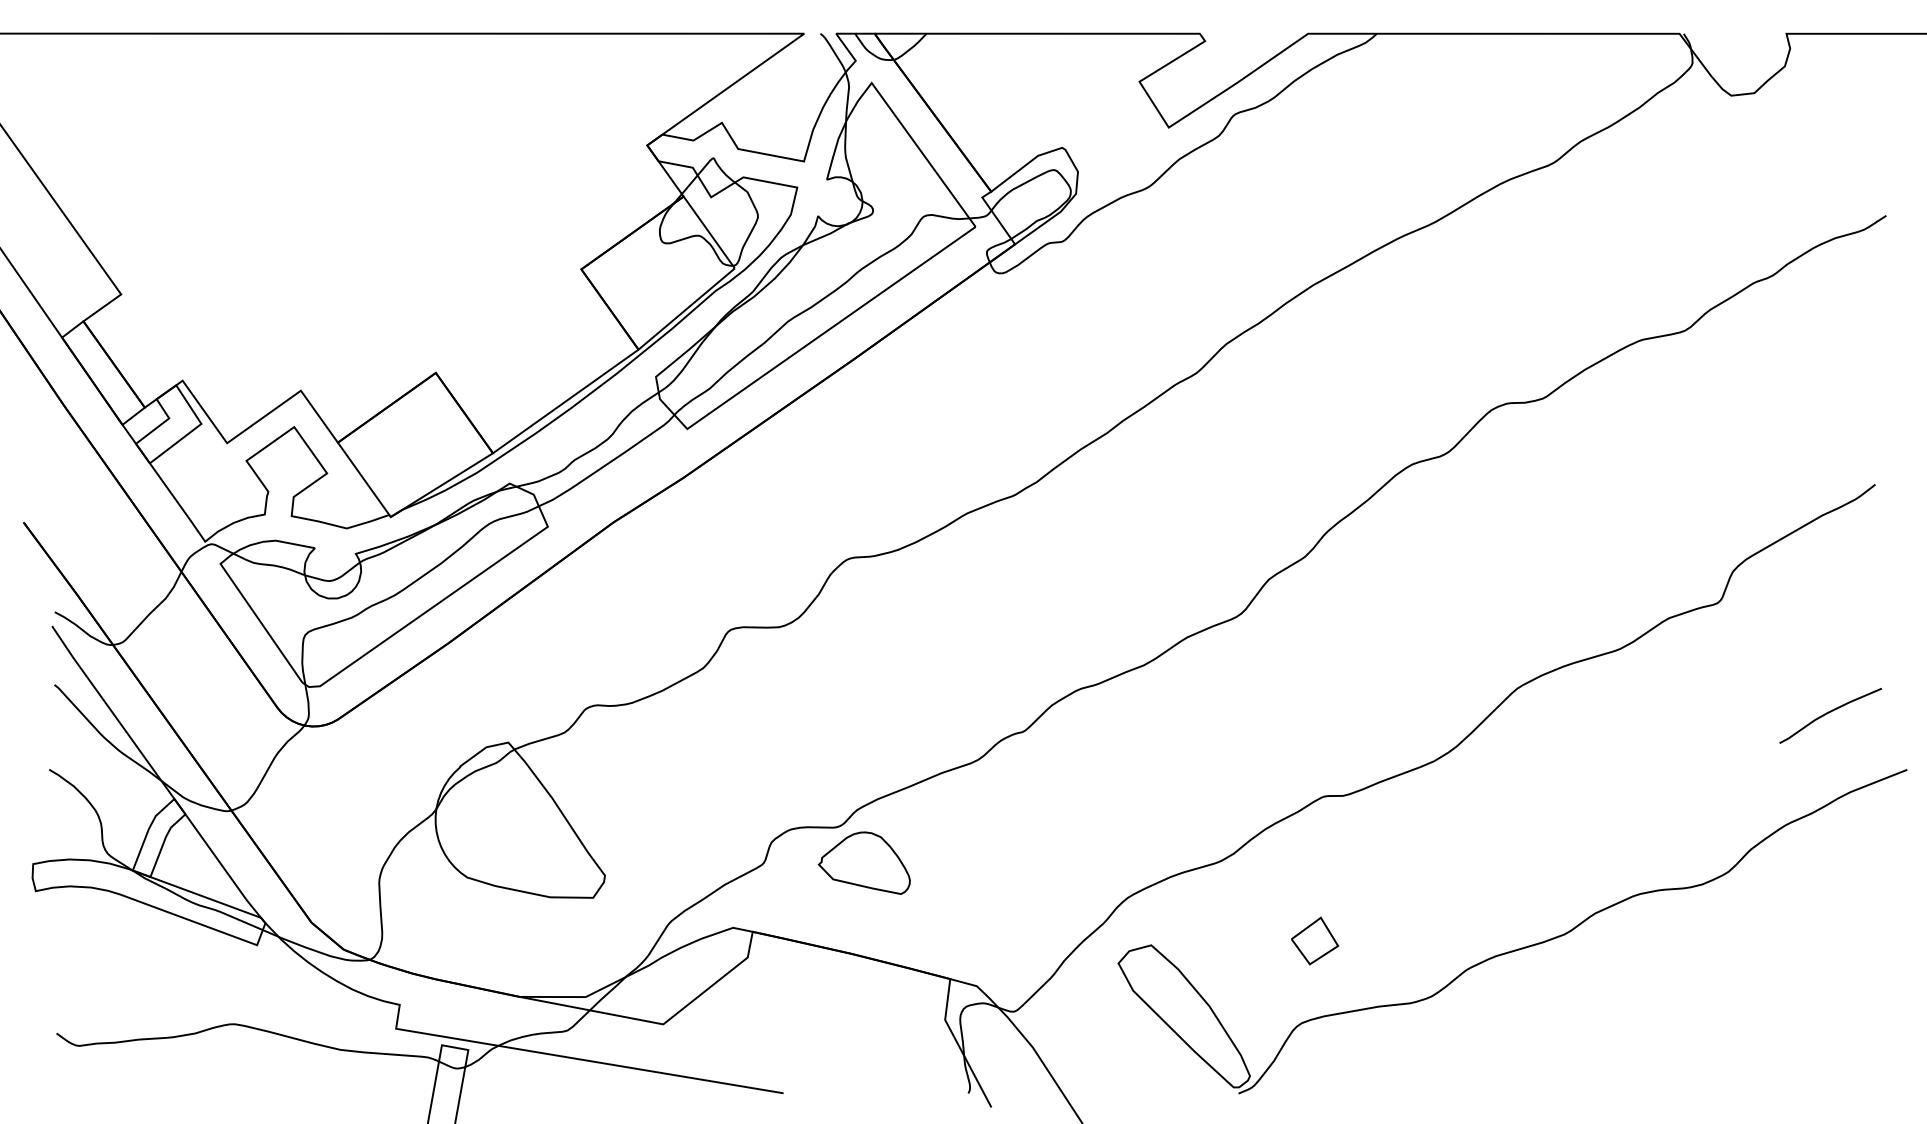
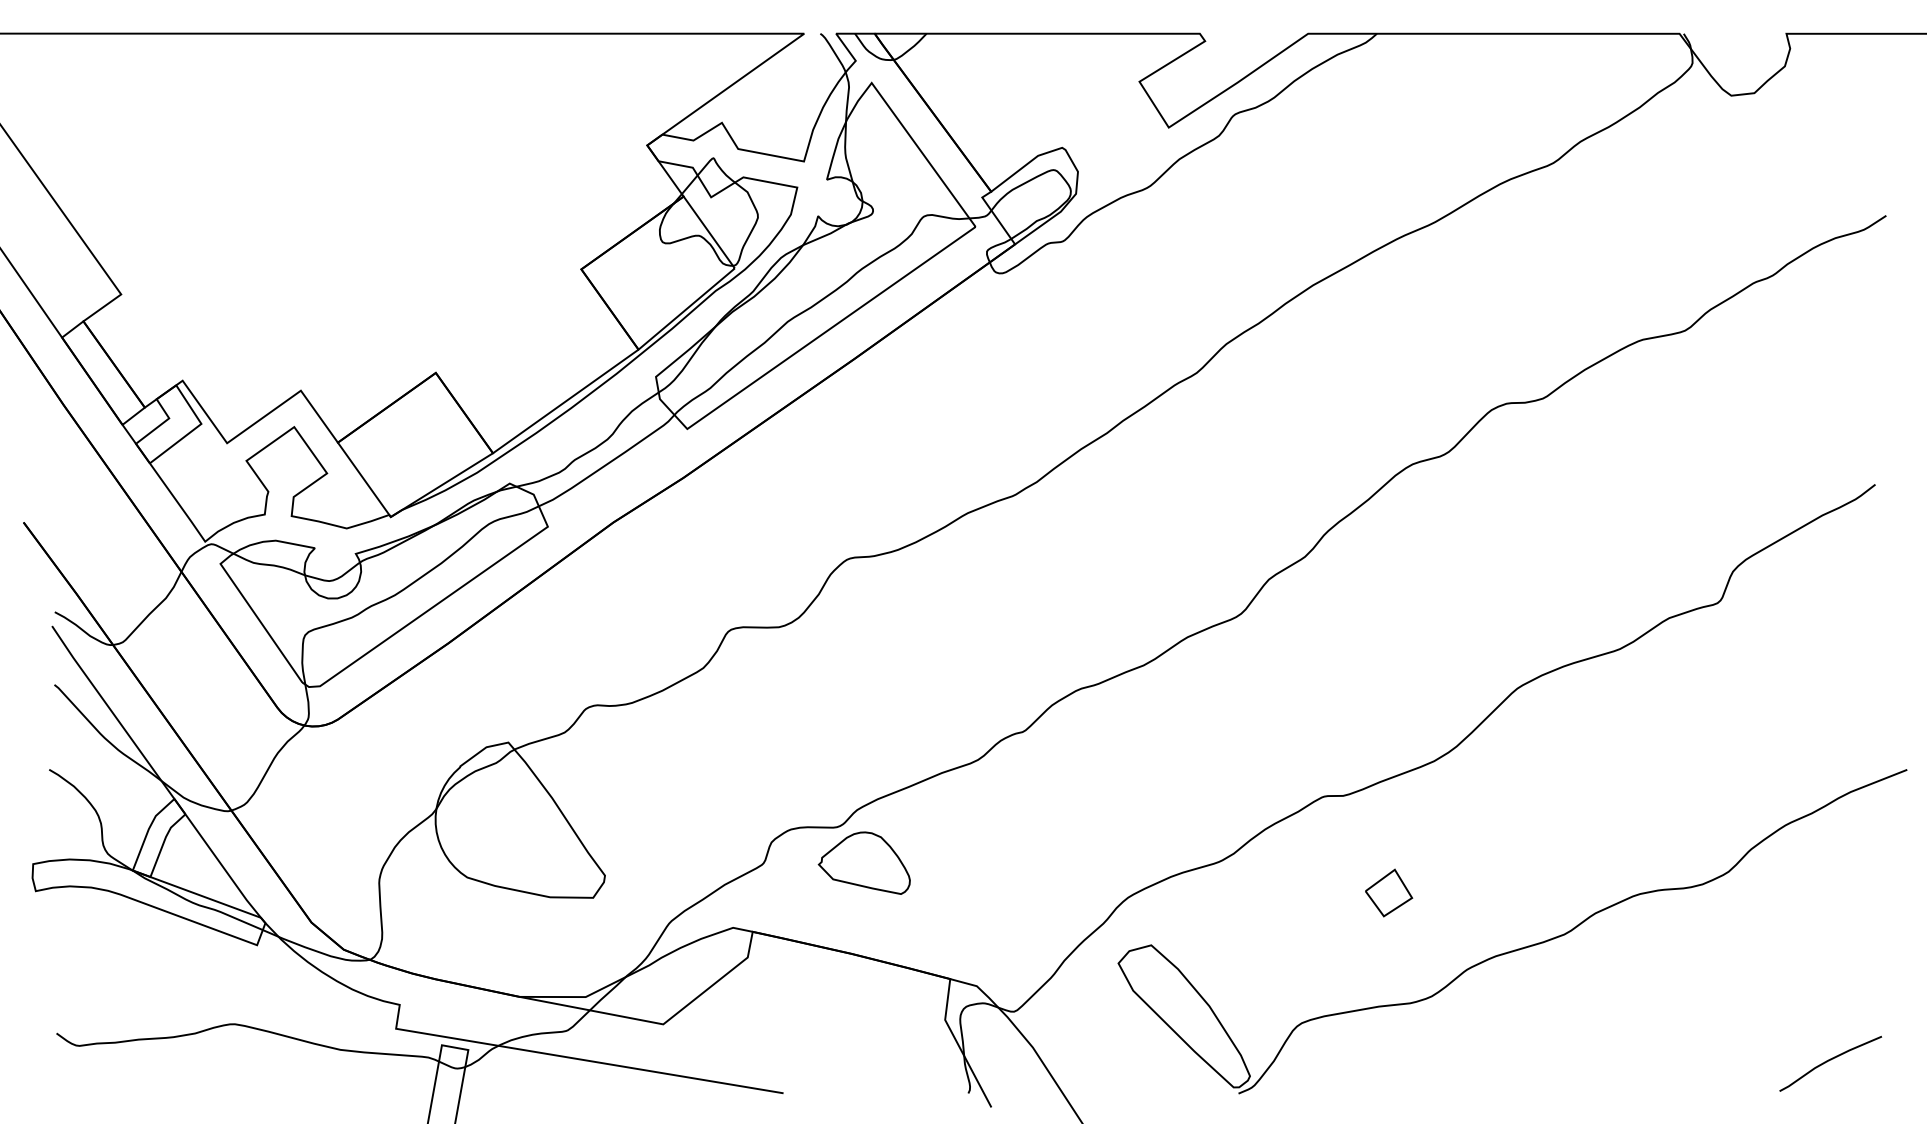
curve position: (1829, 713) -> (1829, 1061) (1829, 1061)
part position: (1315, 940) -> (1389, 892) (1389, 892)
